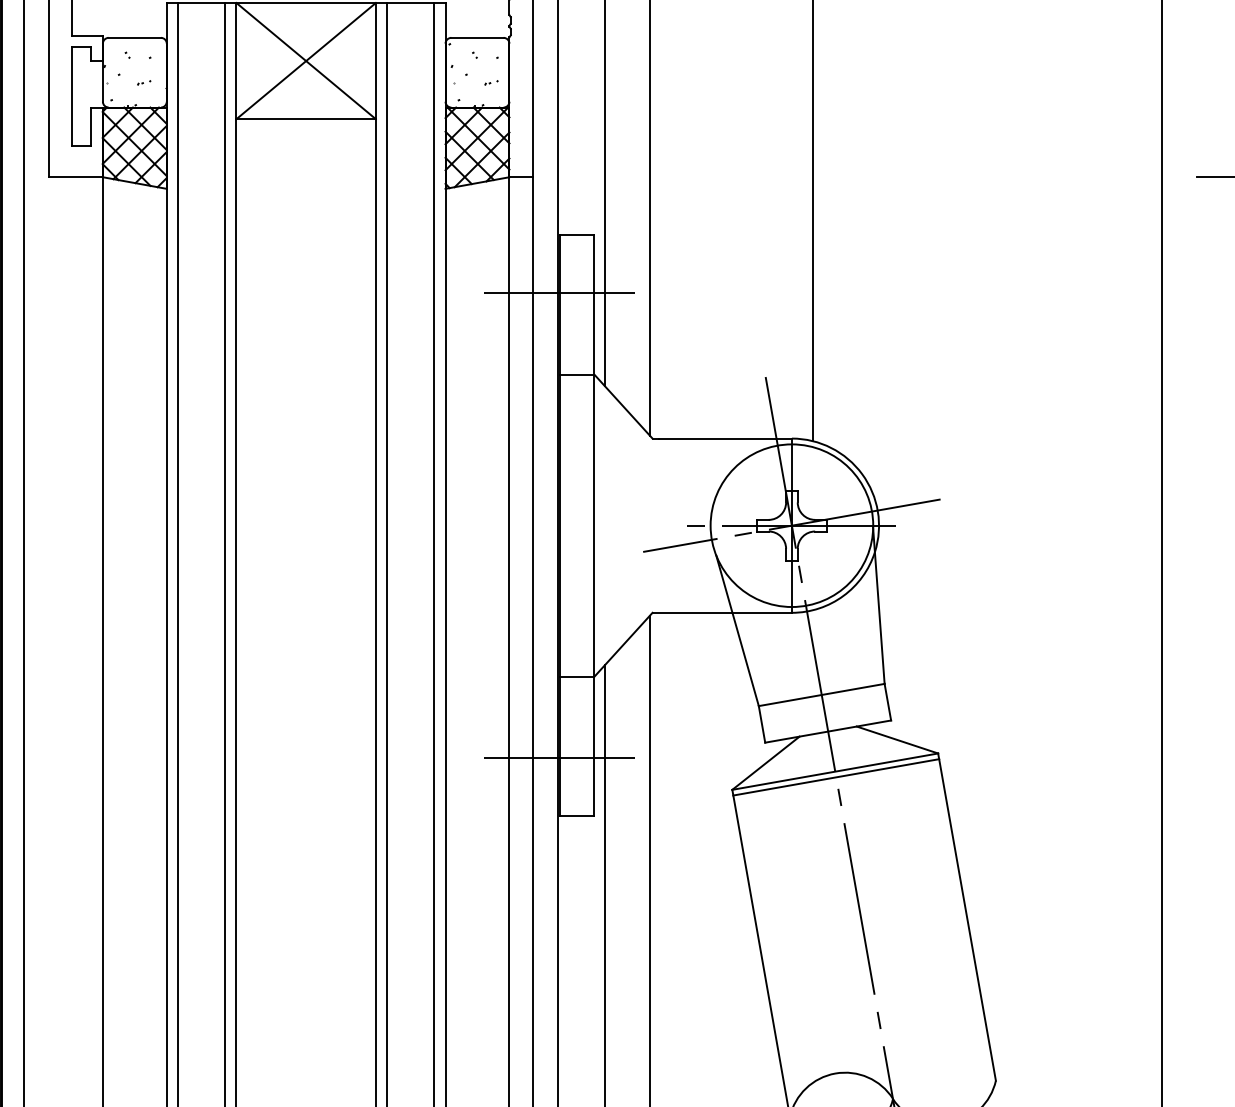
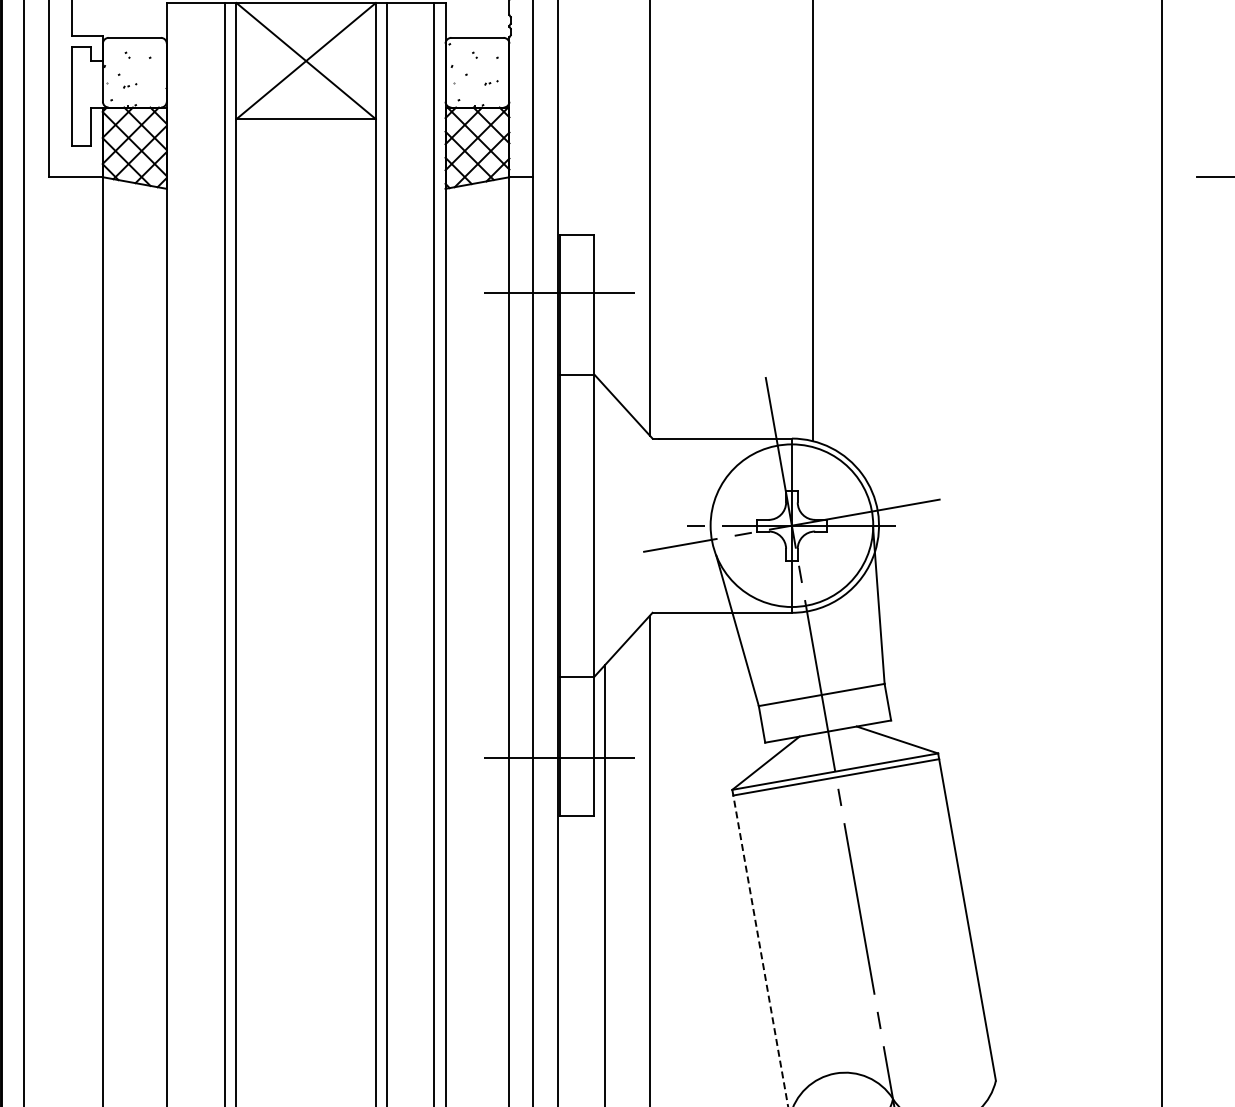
part position: (144, 82) -> (130, 85) (130, 85)
line: present -> none (604, 194)
line: present -> none (178, 553)
line: solid -> dashed (760, 947)
